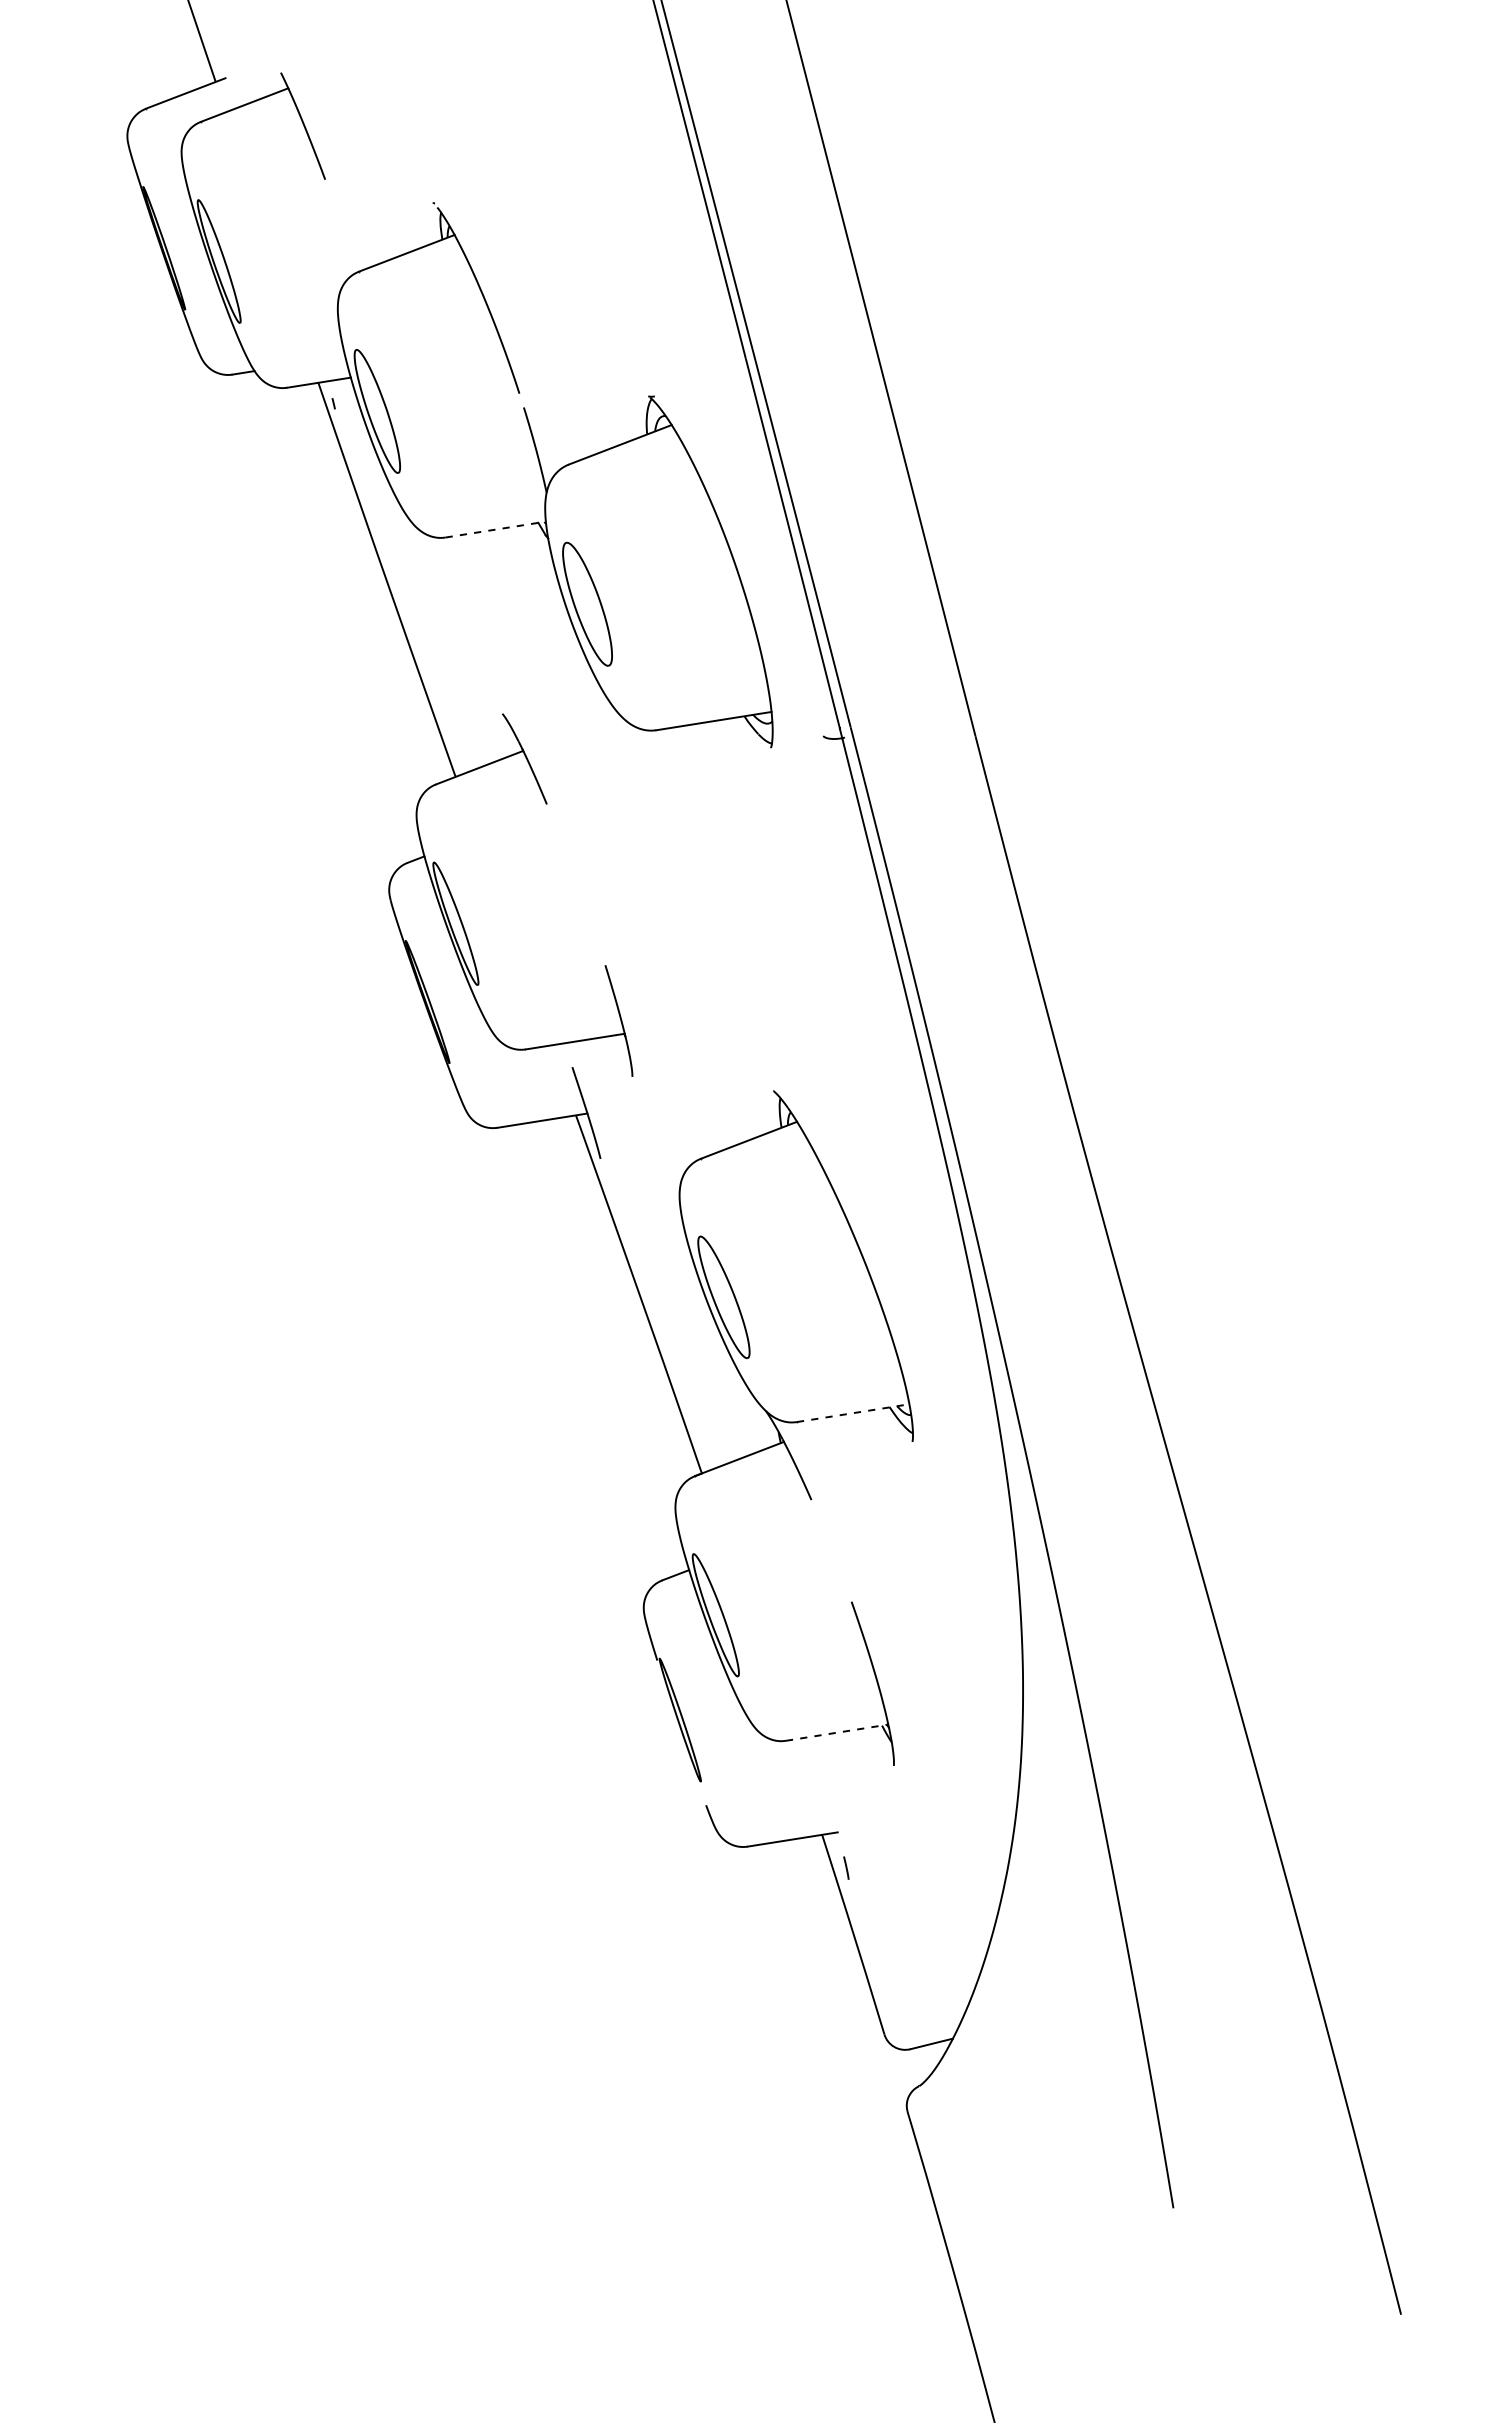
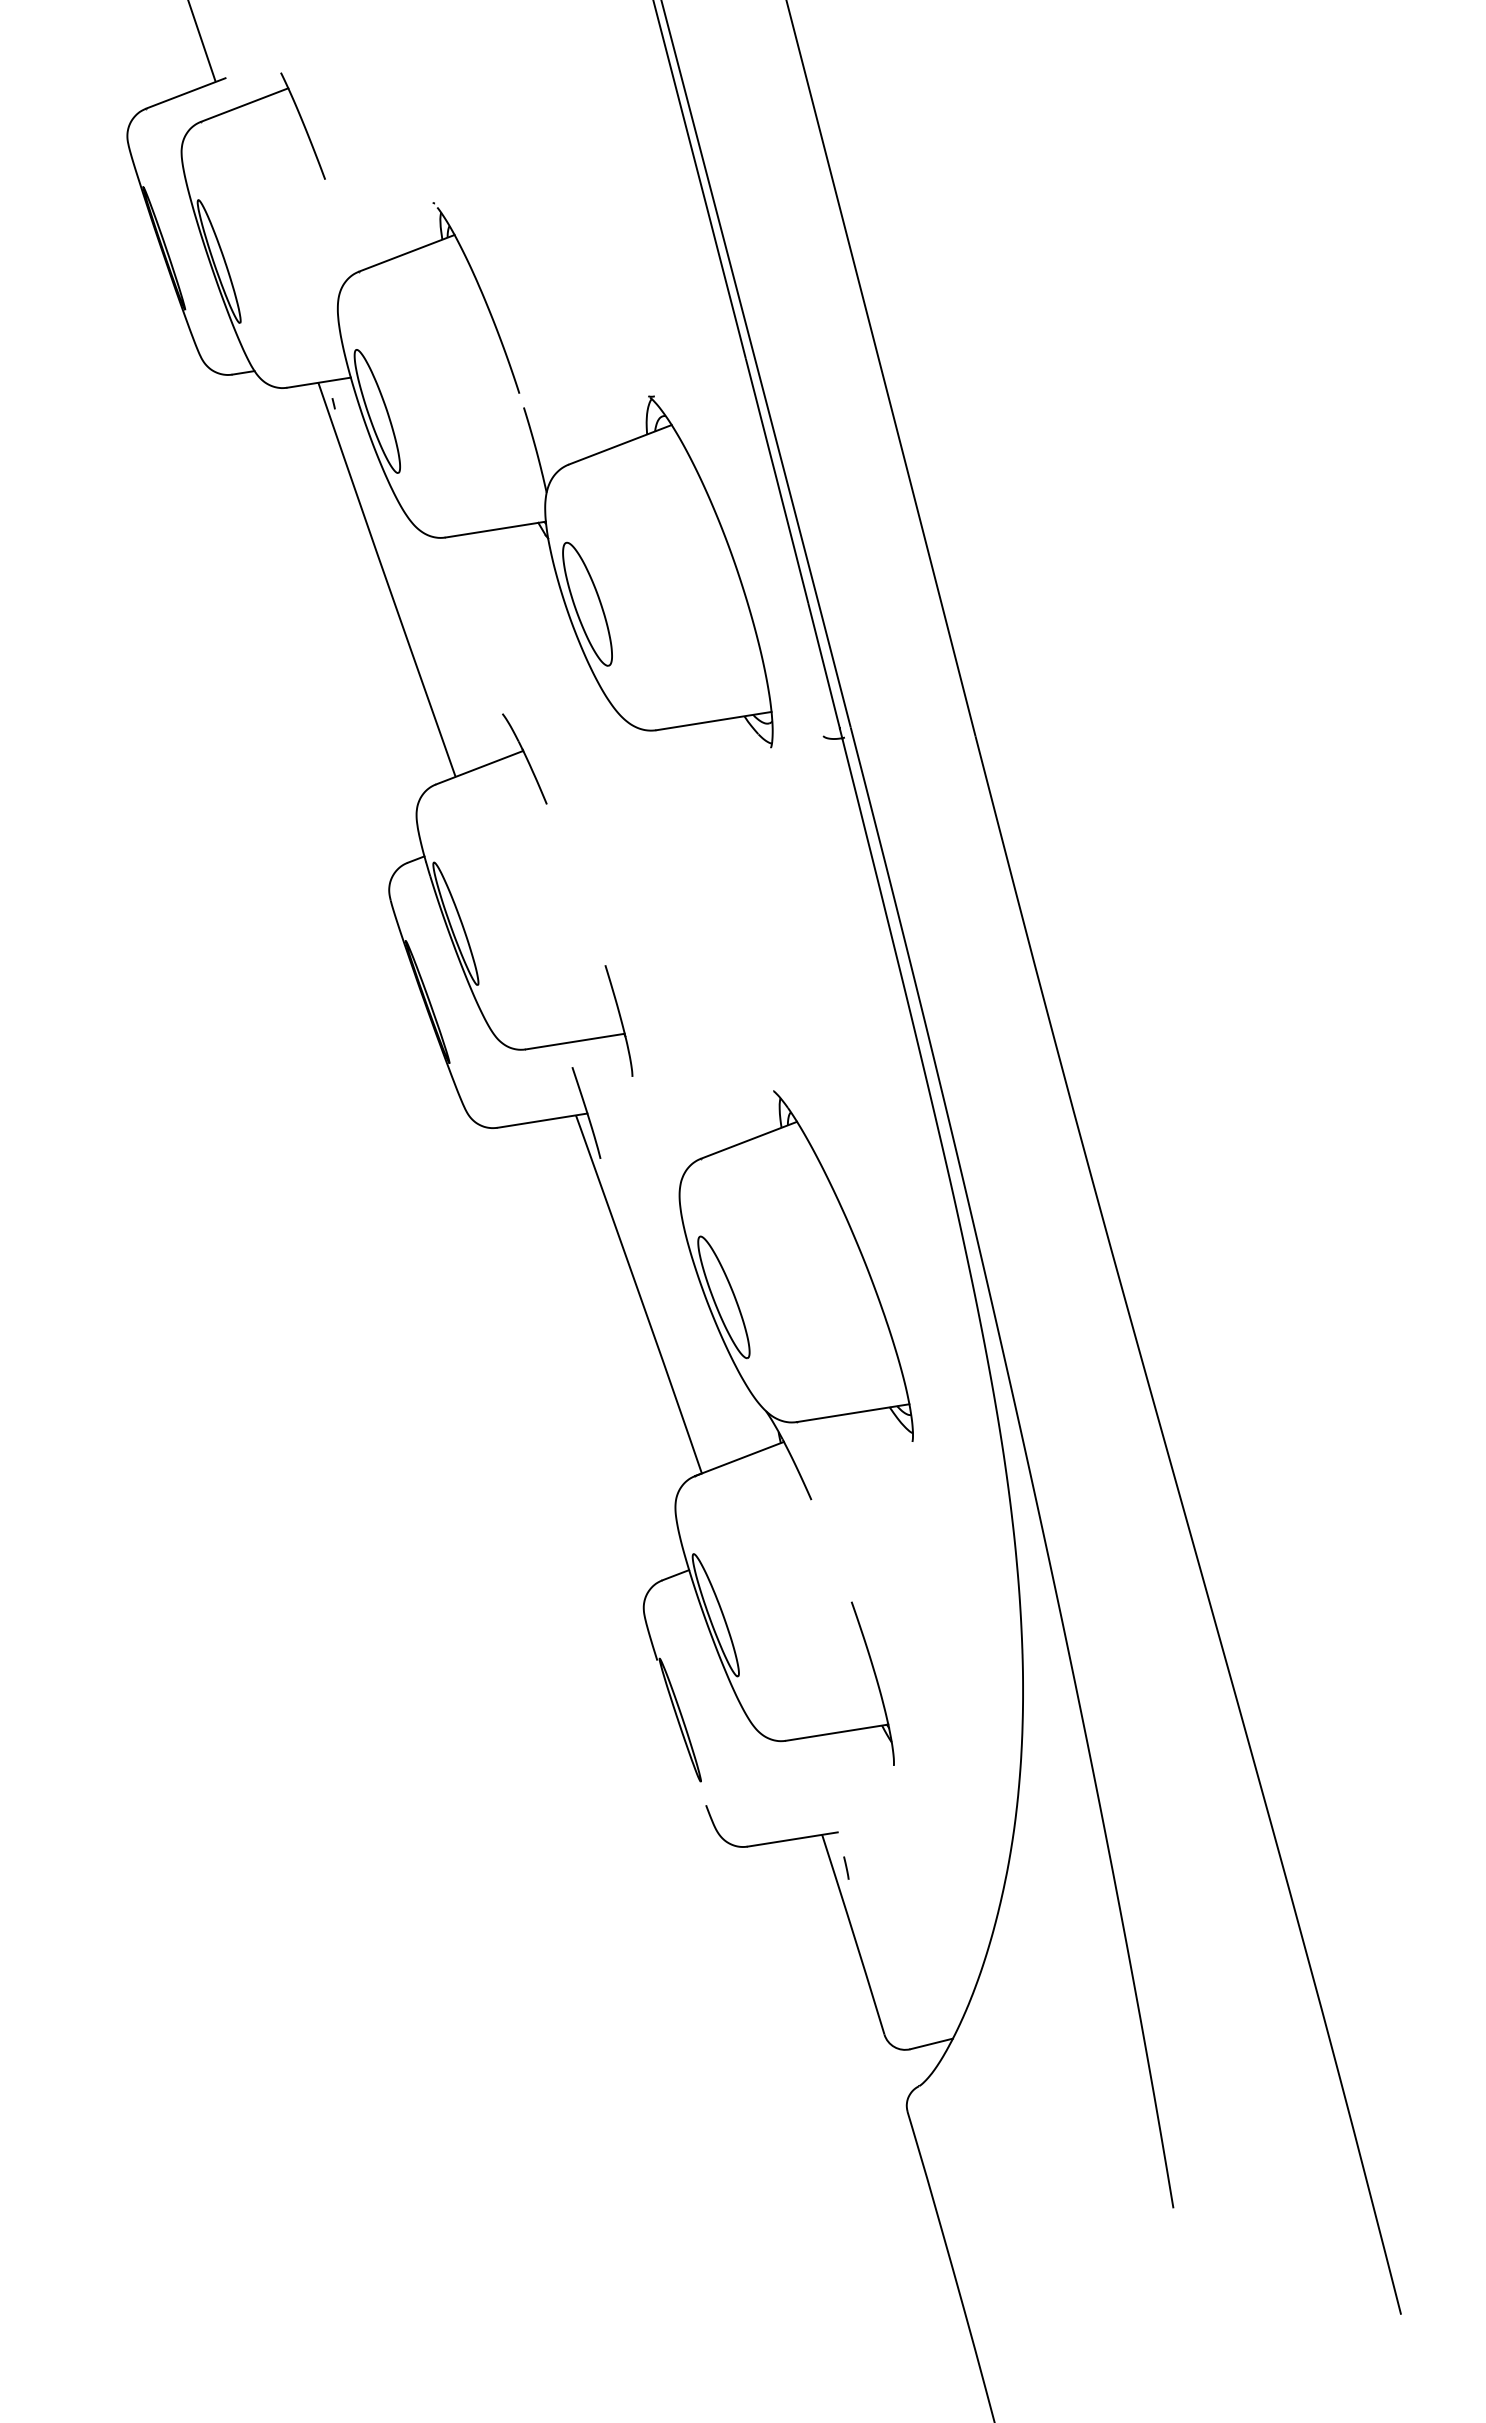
line: dashed -> solid (495, 529)
line: dashed -> solid (853, 1413)
line: dashed -> solid (837, 1732)
